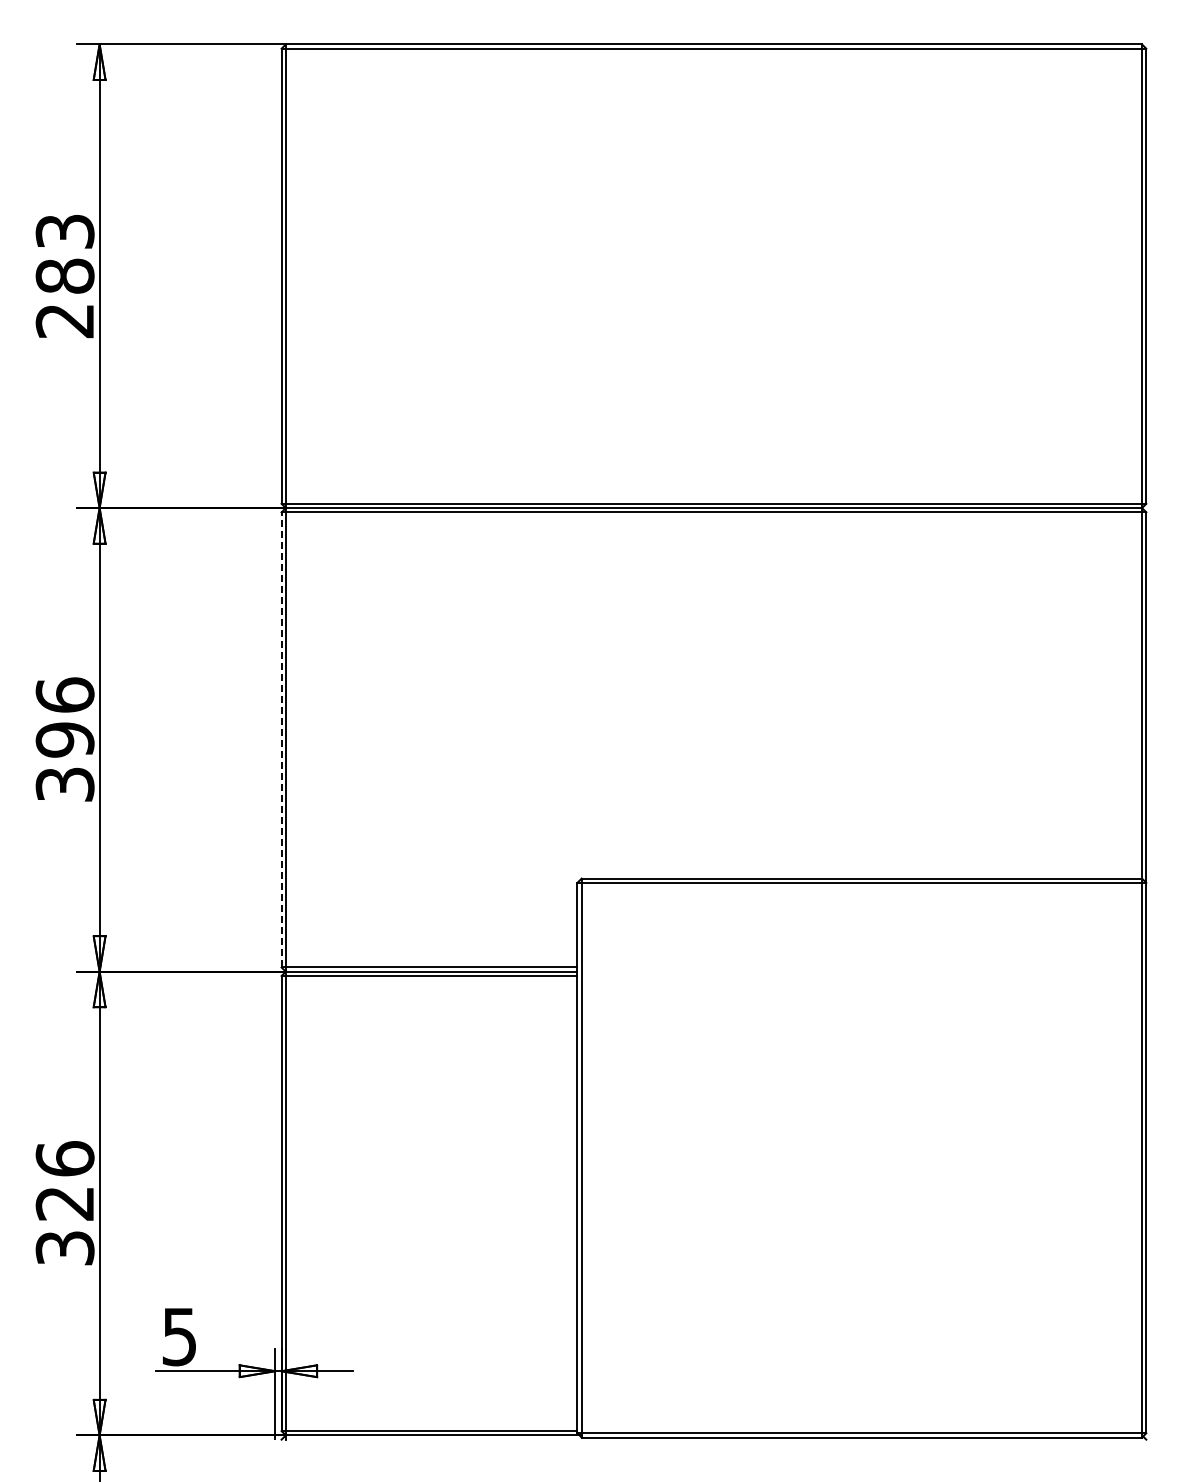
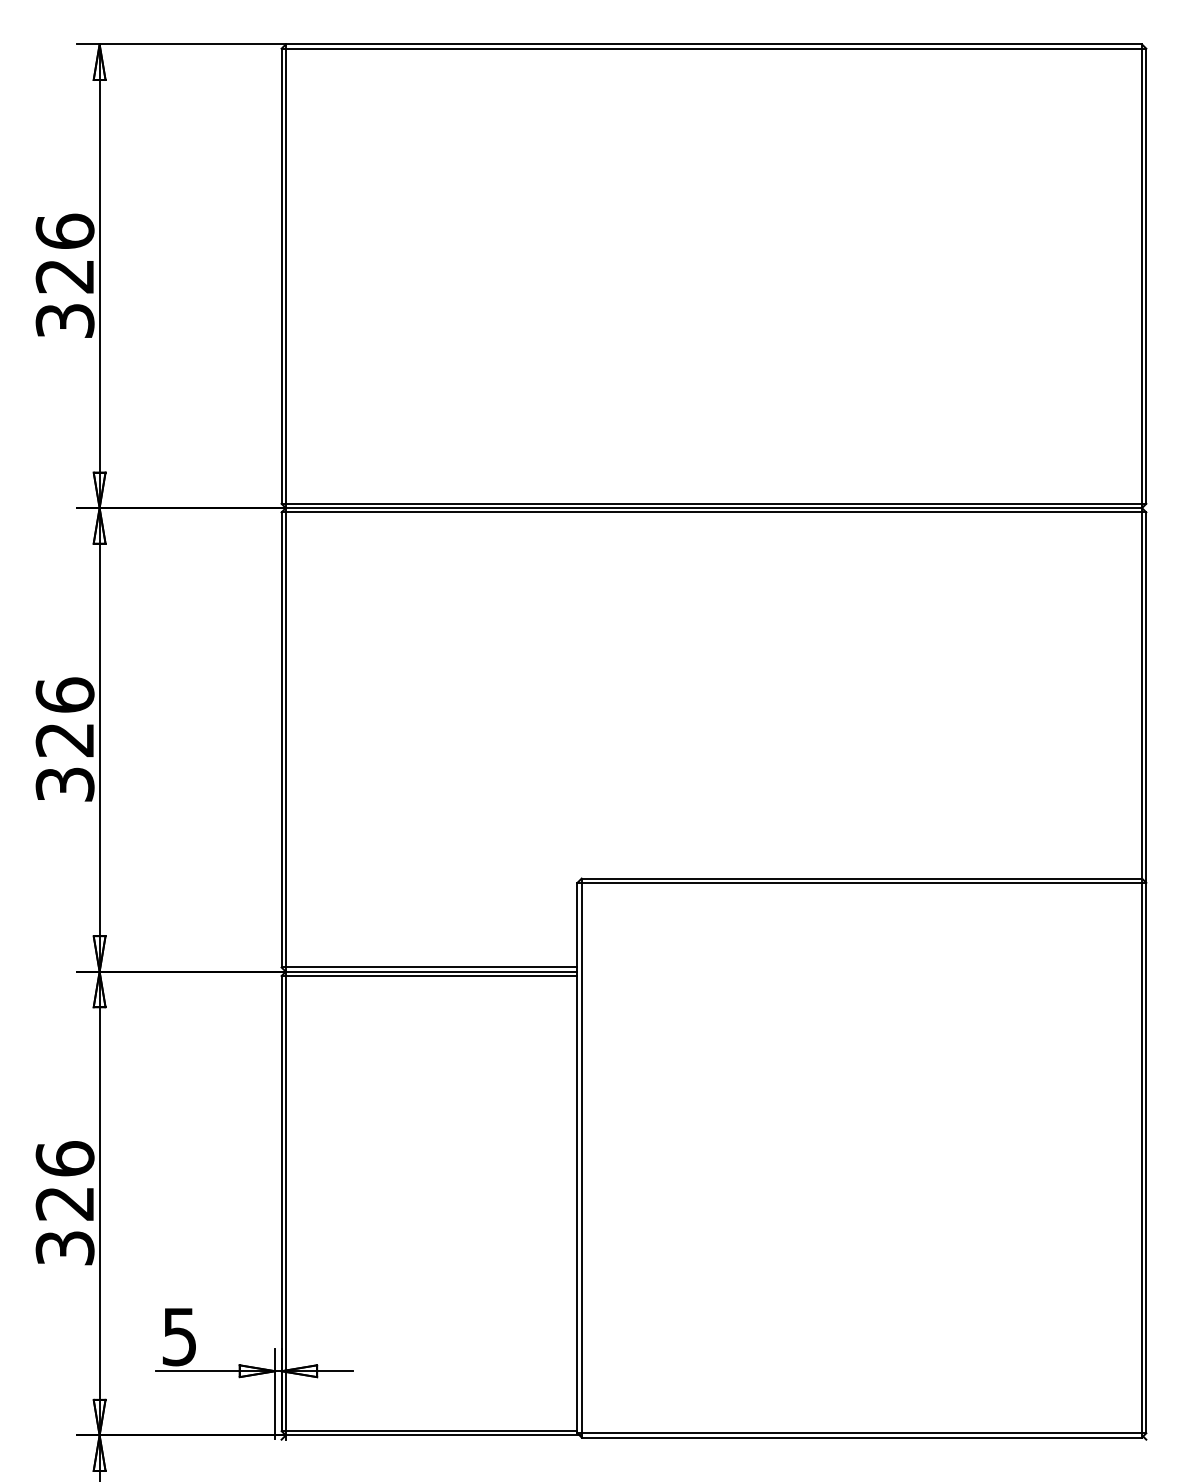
text: 283 -> 326 (64, 275)
text: 396 -> 326 (64, 739)
line: dashed -> solid (281, 739)
